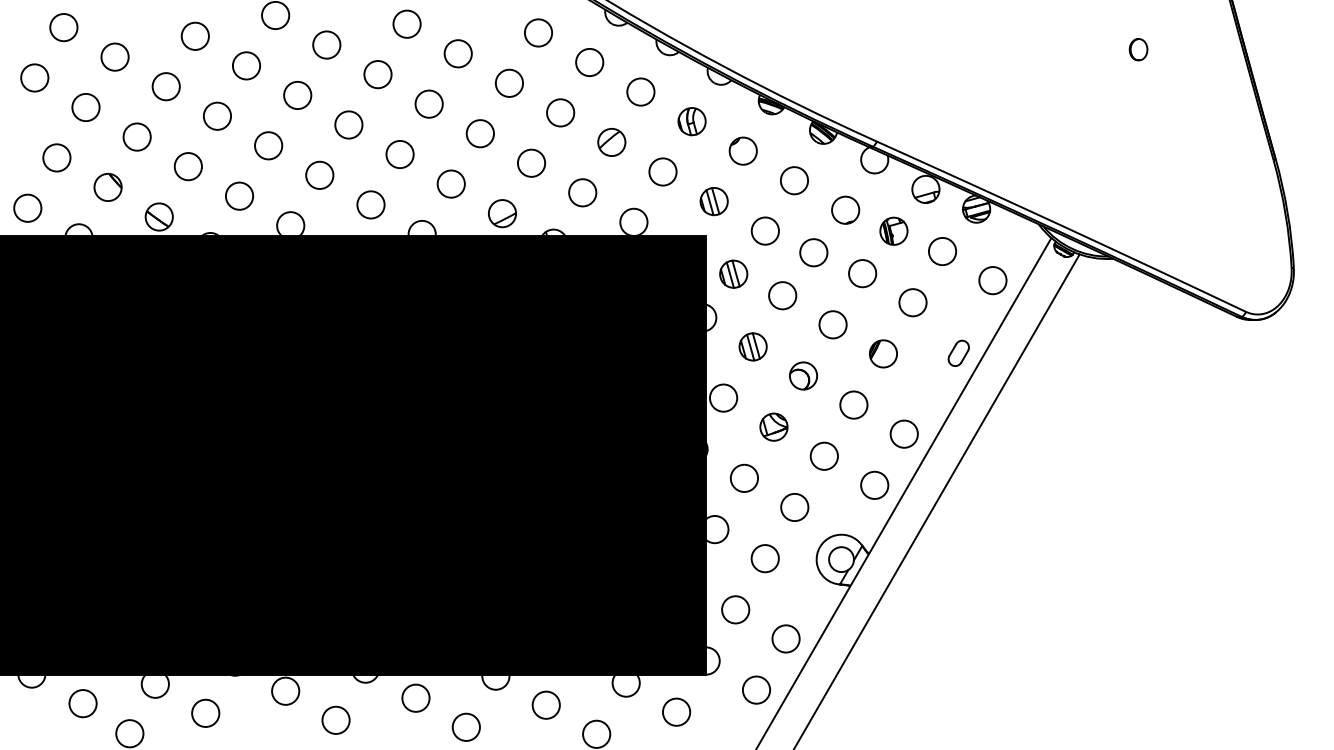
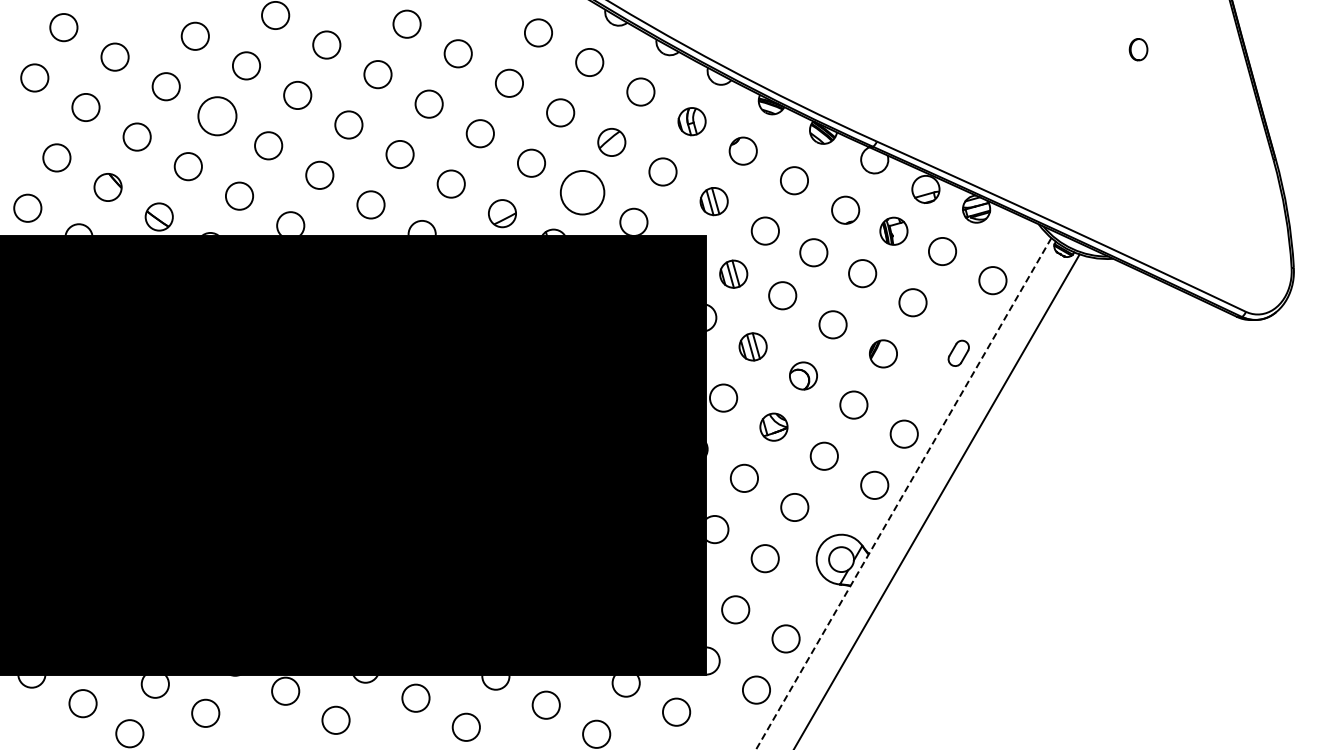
circle diameter: 27 px -> 38 px (217, 116)
circle size: 30x30 px -> 47x46 px (582, 192)
line: solid -> dashed (903, 494)
